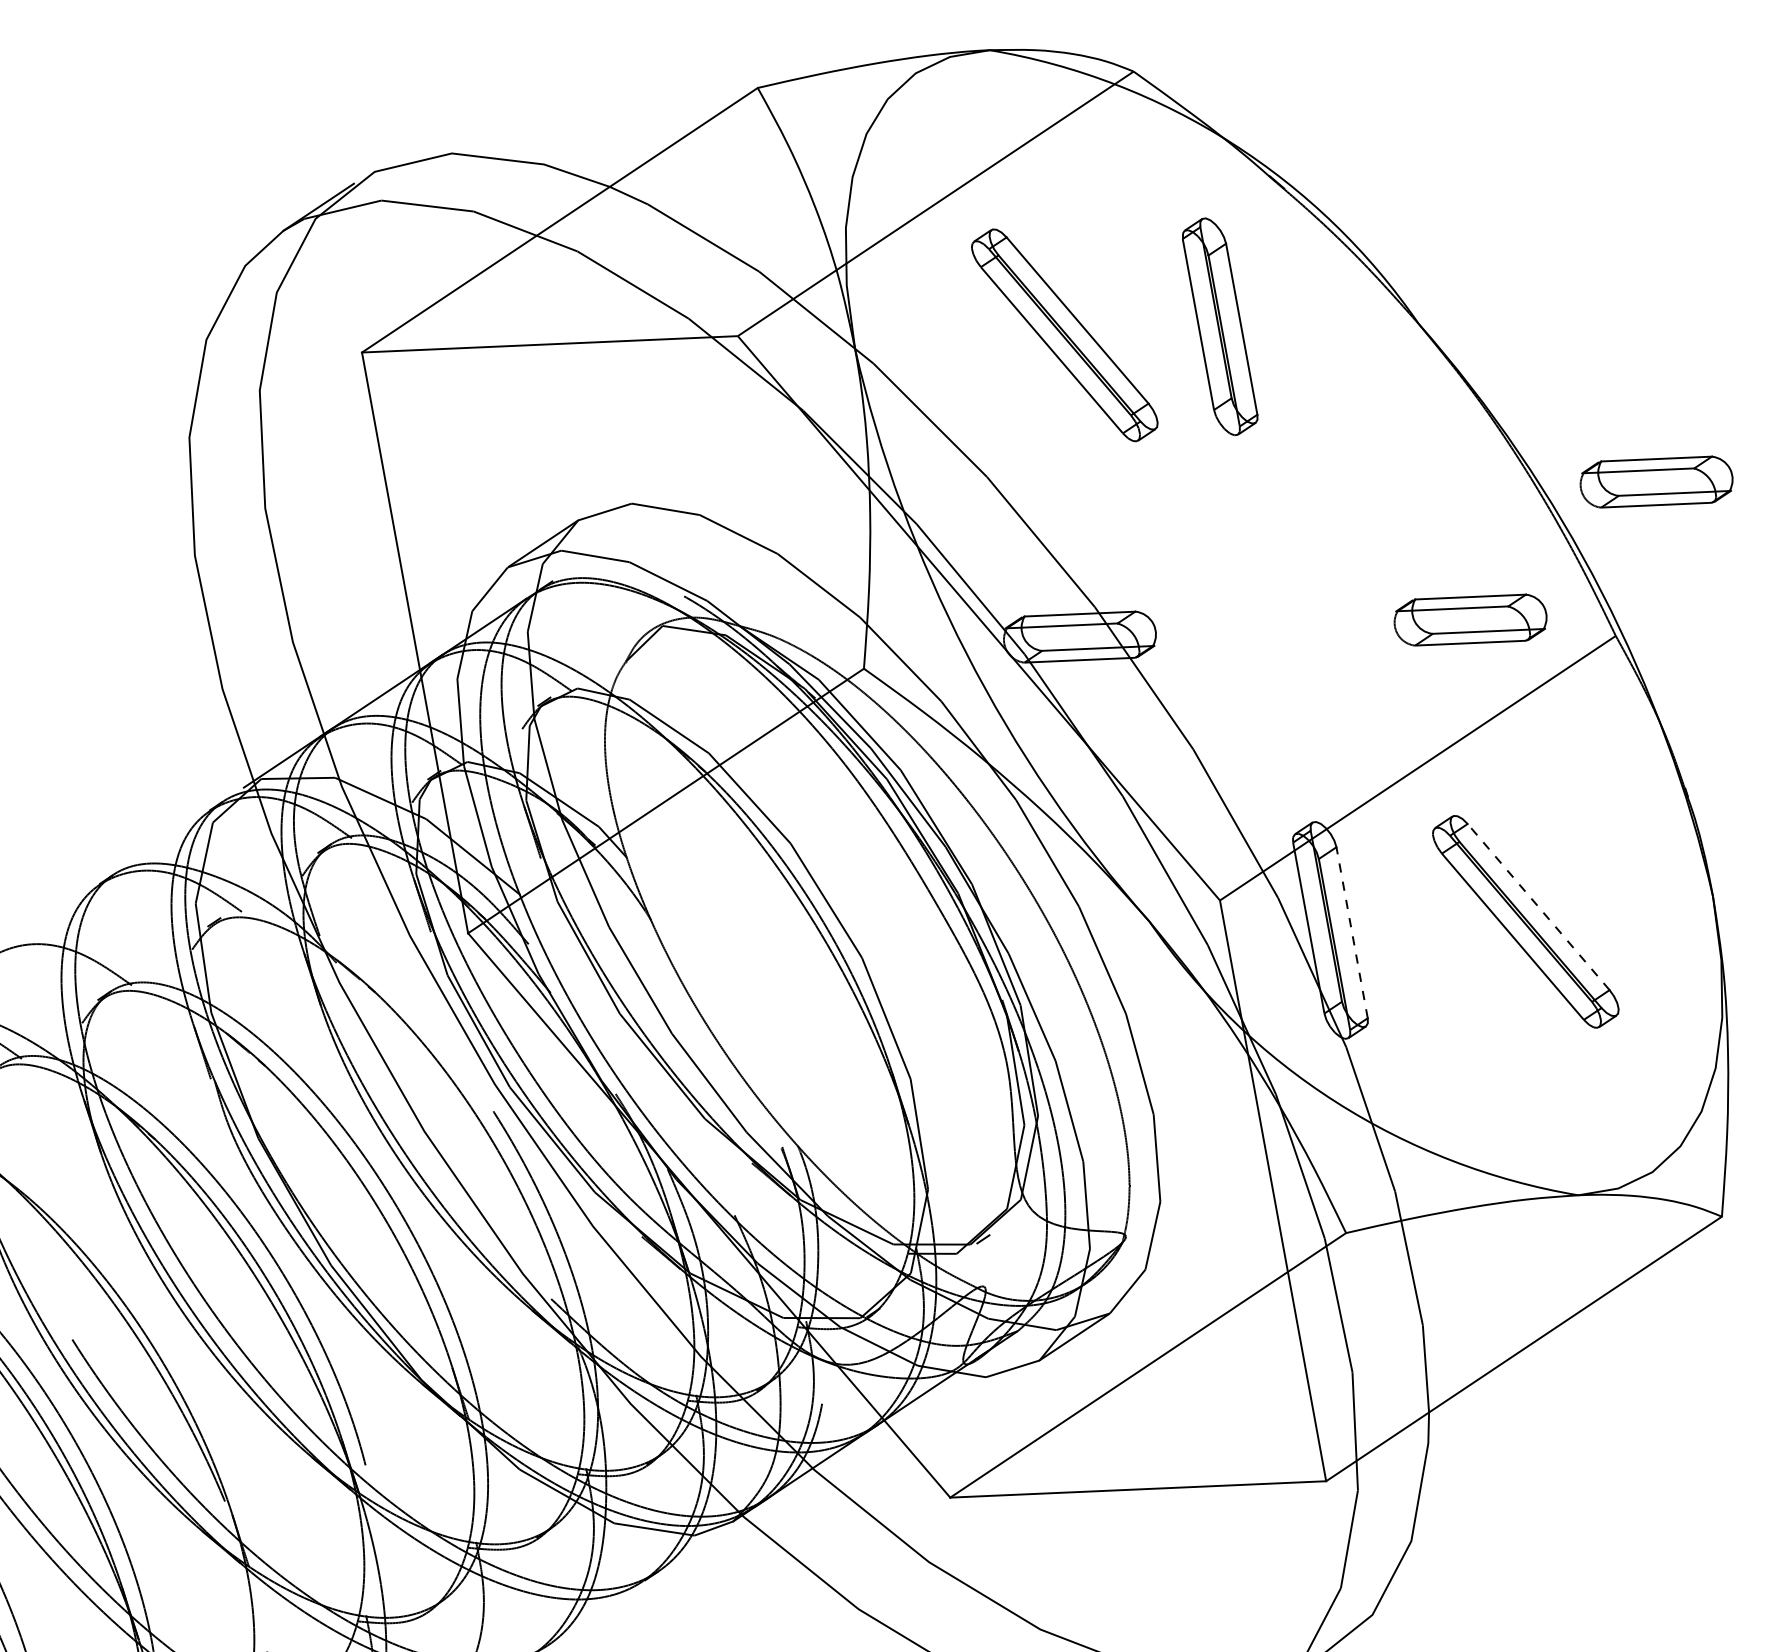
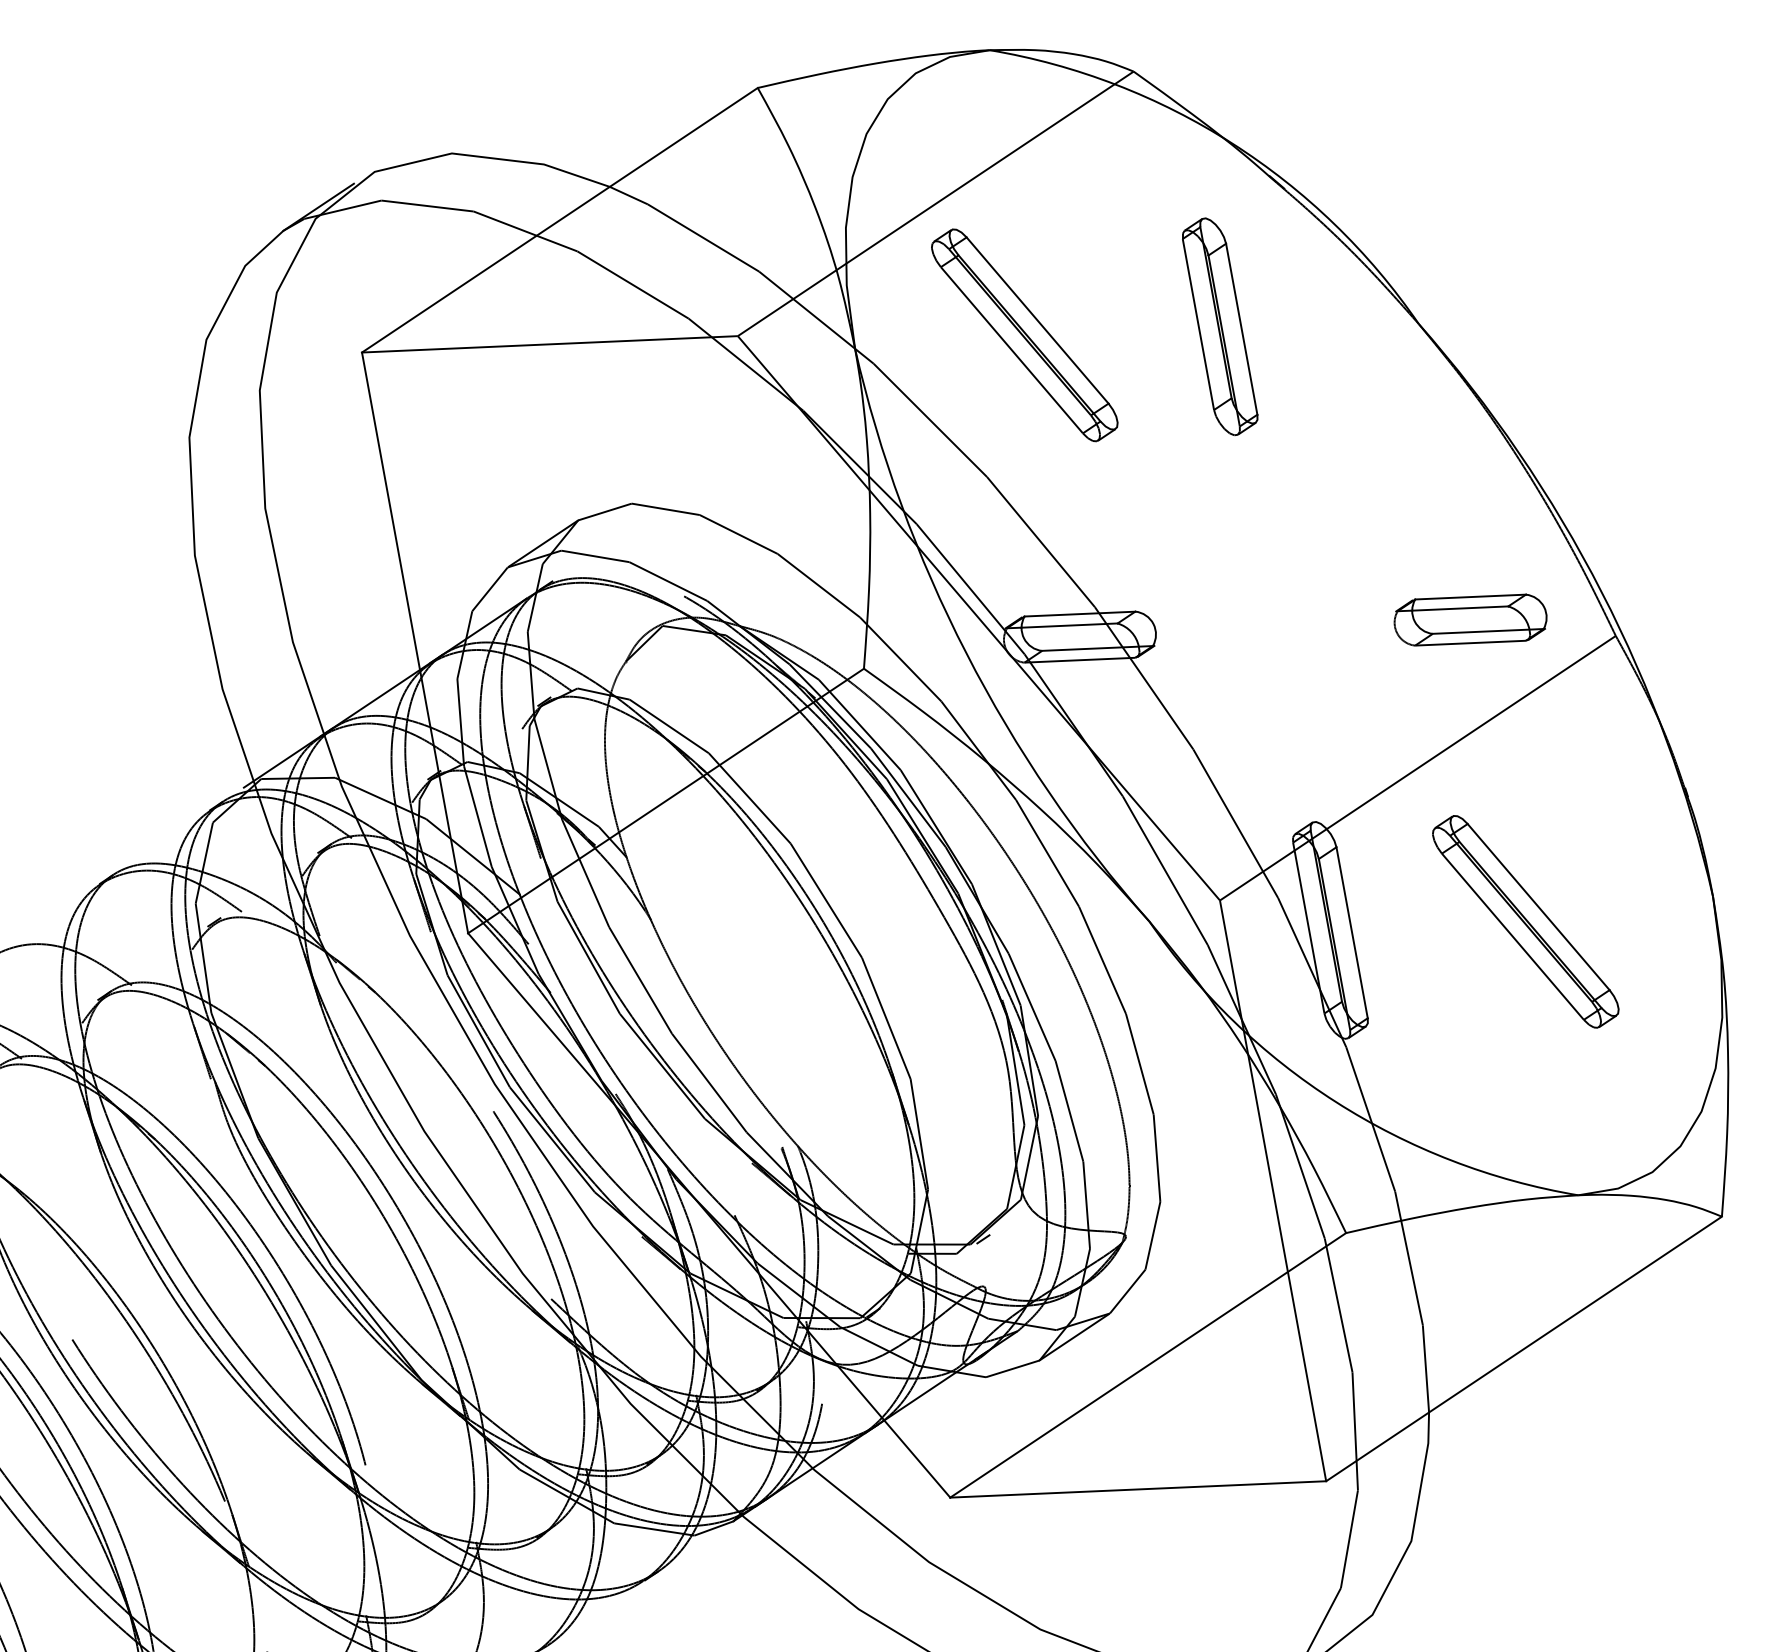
part position: (1064, 335) -> (1024, 335) (1024, 335)
part: present -> none (1656, 481)
line: dashed -> solid (1538, 906)
line: dashed -> solid (1352, 932)
